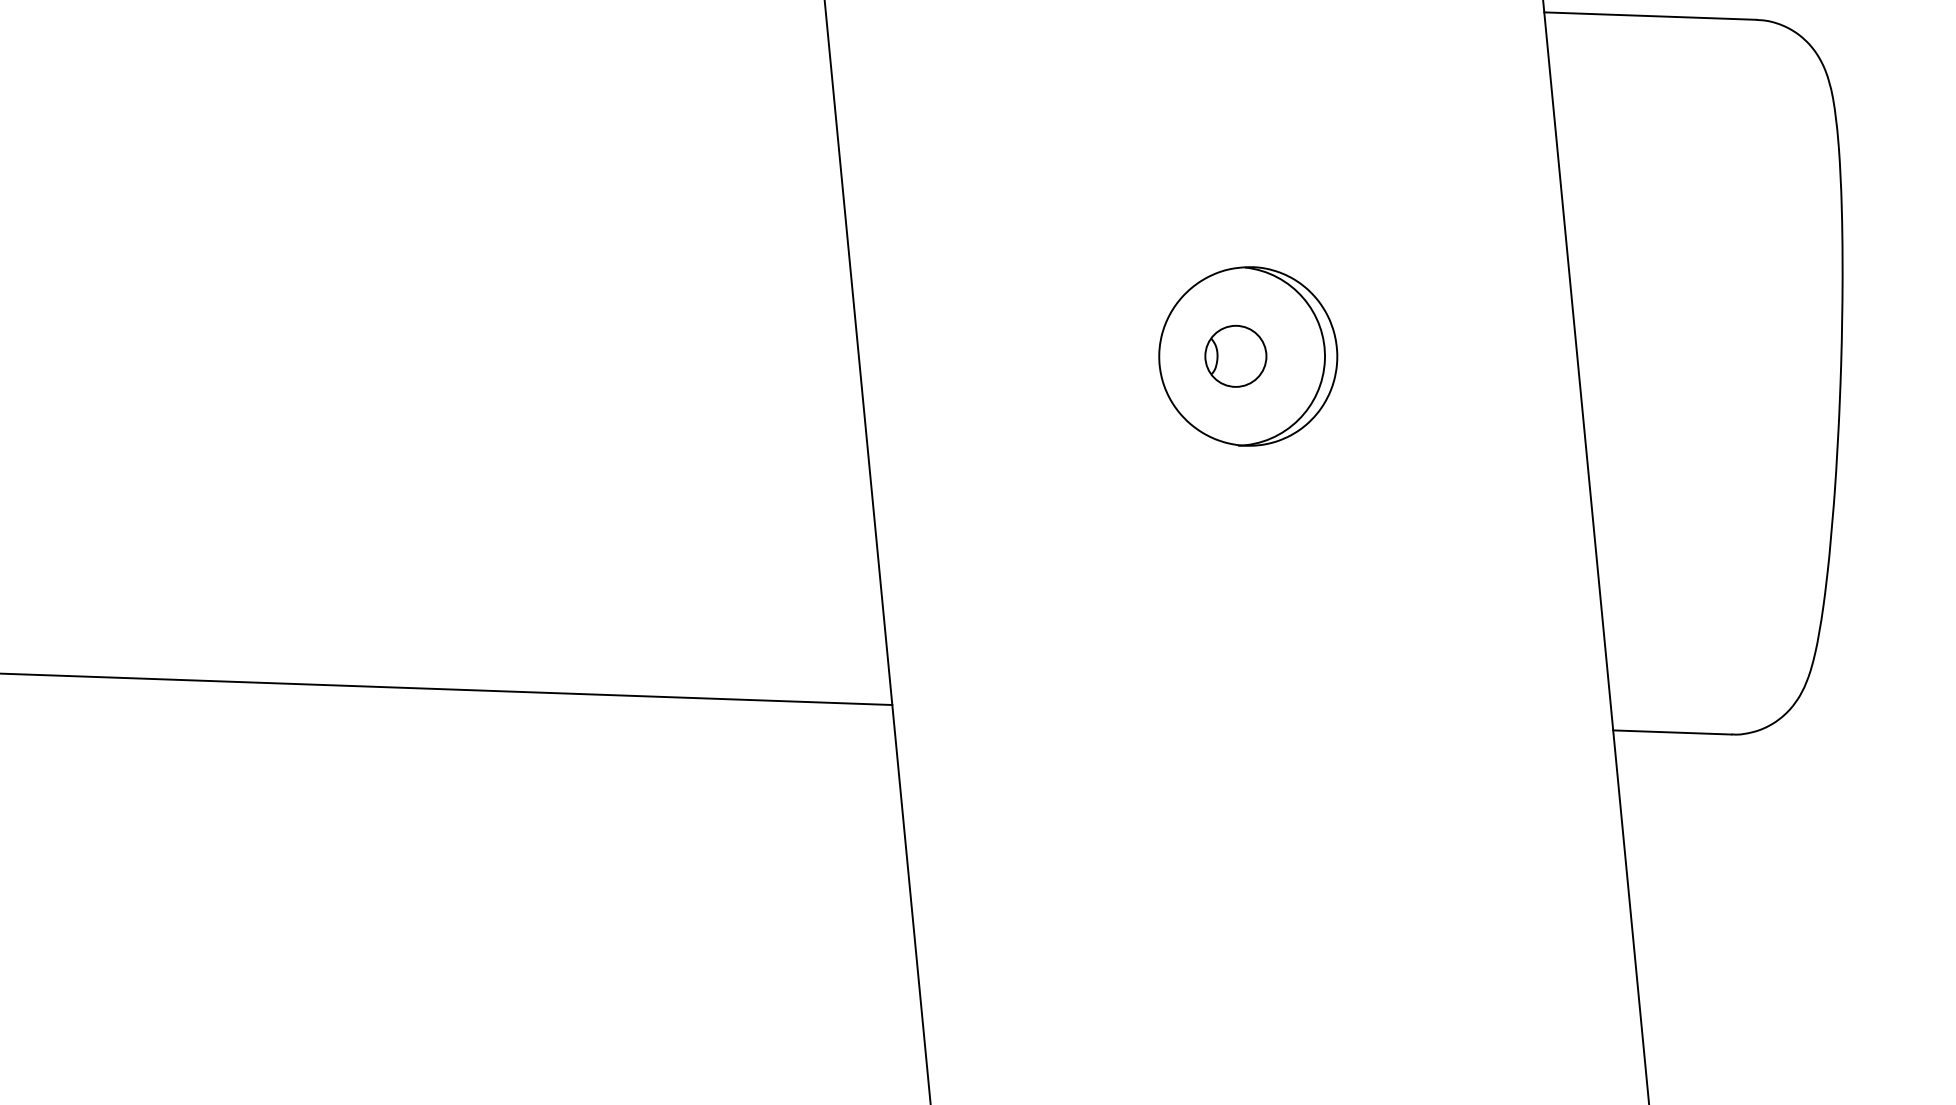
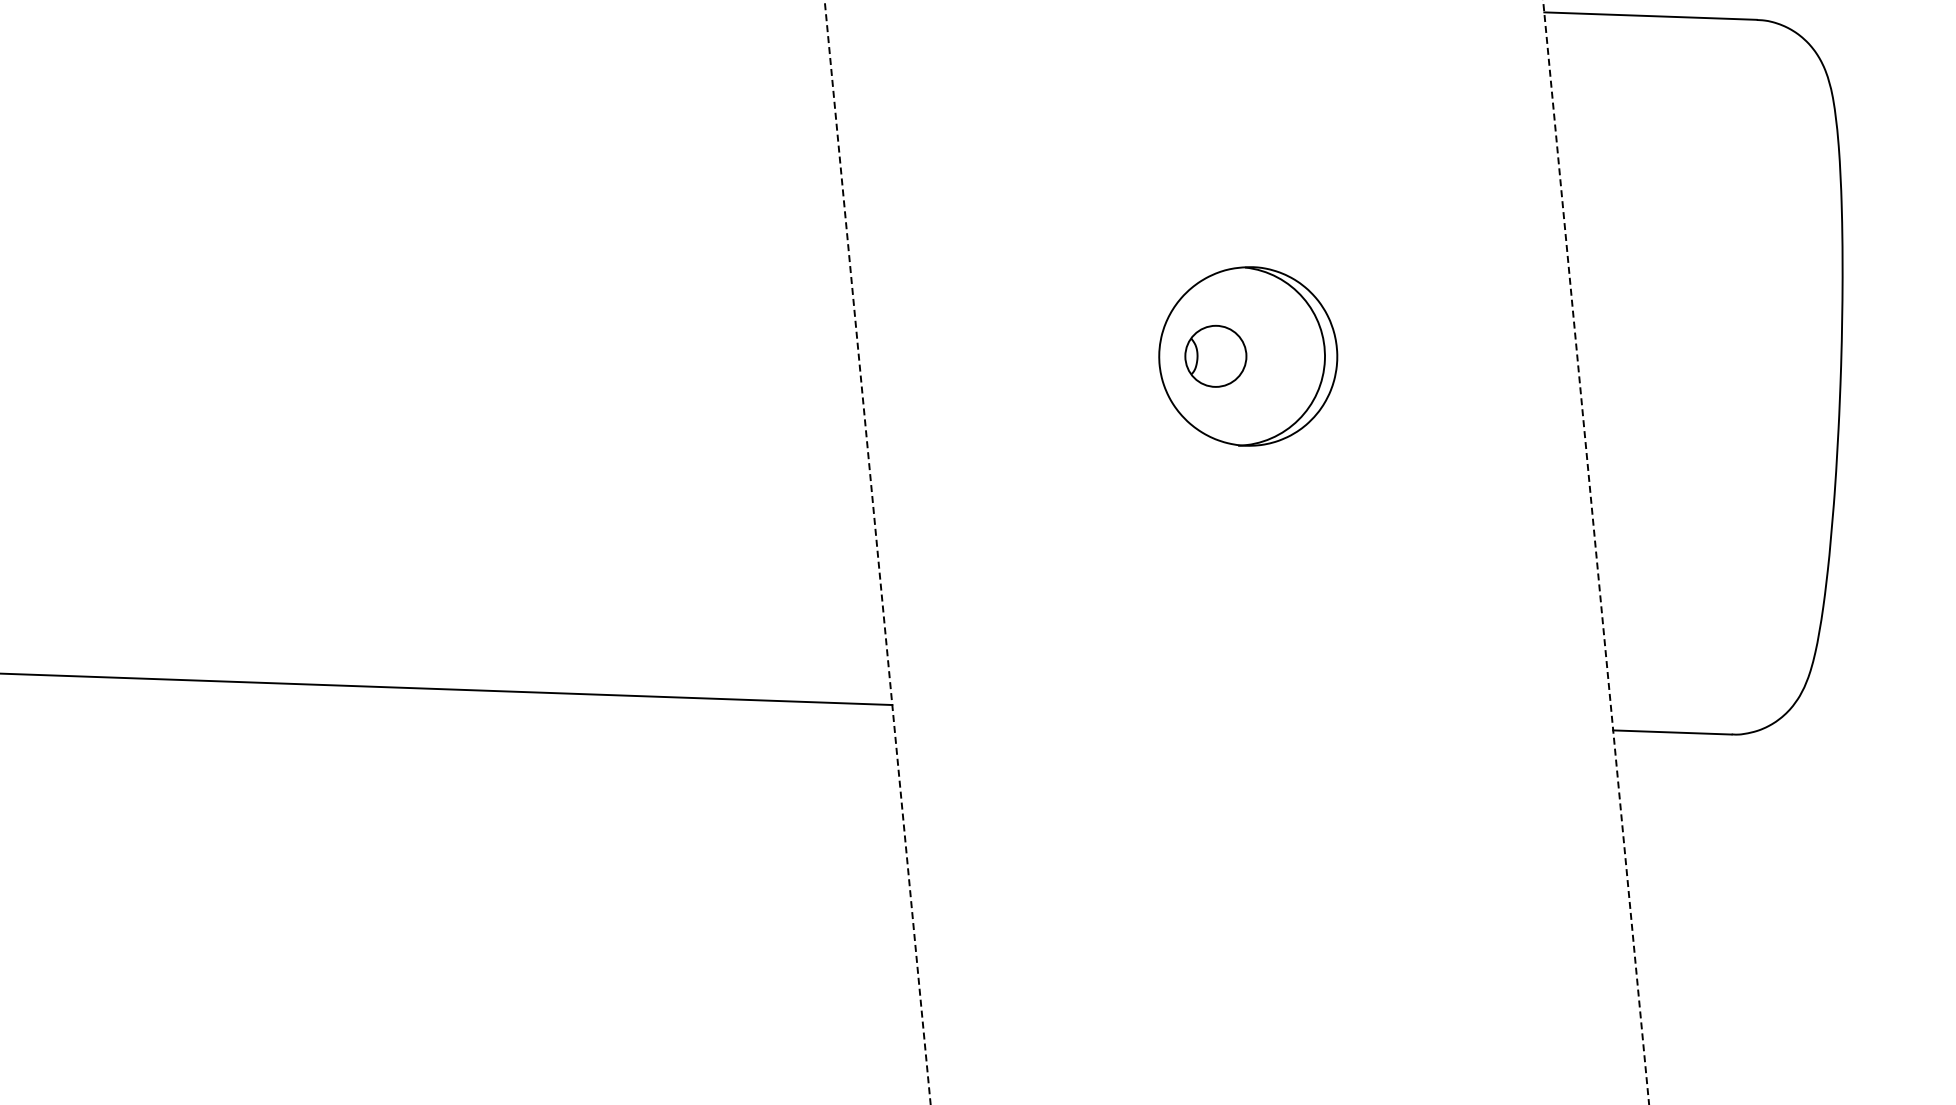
part position: (1235, 355) -> (1215, 355) (1215, 355)
line: solid -> dashed (1596, 551)
line: solid -> dashed (877, 552)
